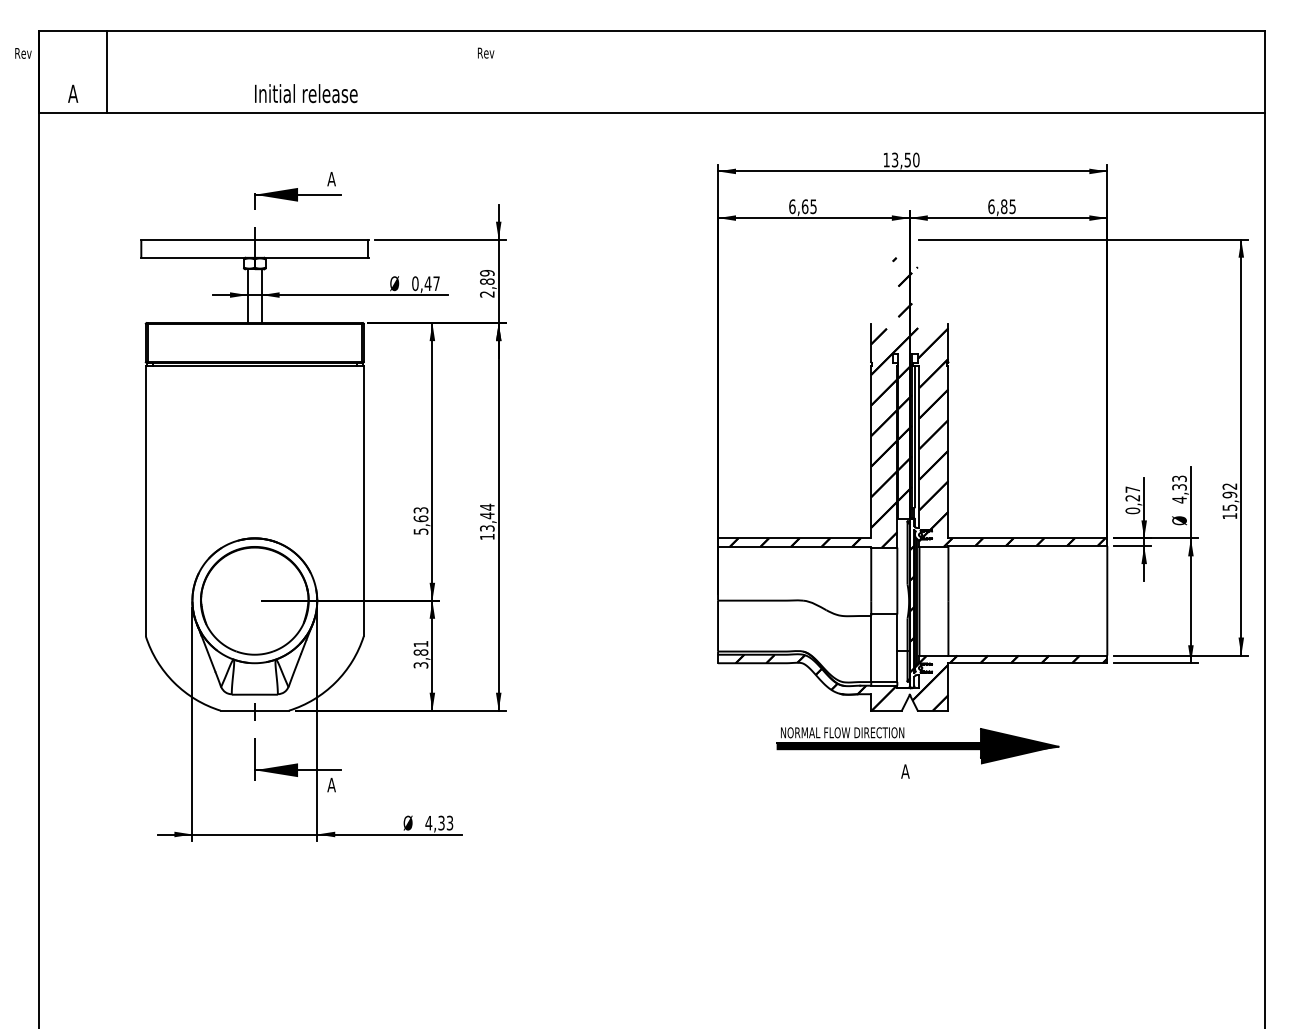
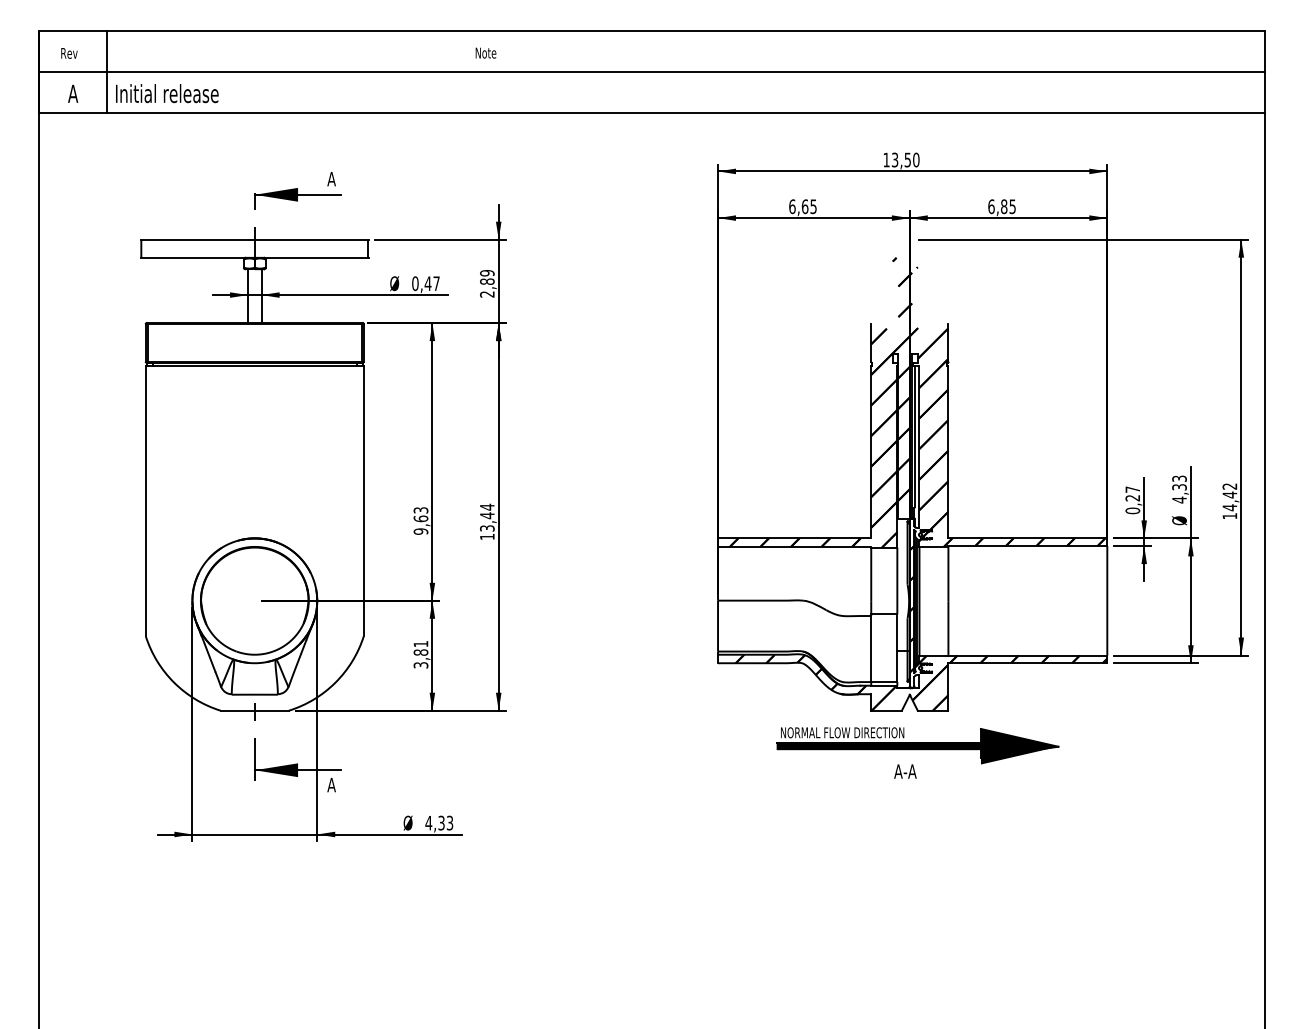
text: Rev -> Note (485, 52)
text position: (23, 53) -> (69, 53) (69, 53)
line: none -> present (651, 71)
text position: (306, 93) -> (167, 93) (167, 93)
text: 15,92 -> 14,42 (1229, 501)
text: 5,63 -> 9,63 (420, 531)
text: A -> A-A (905, 771)
